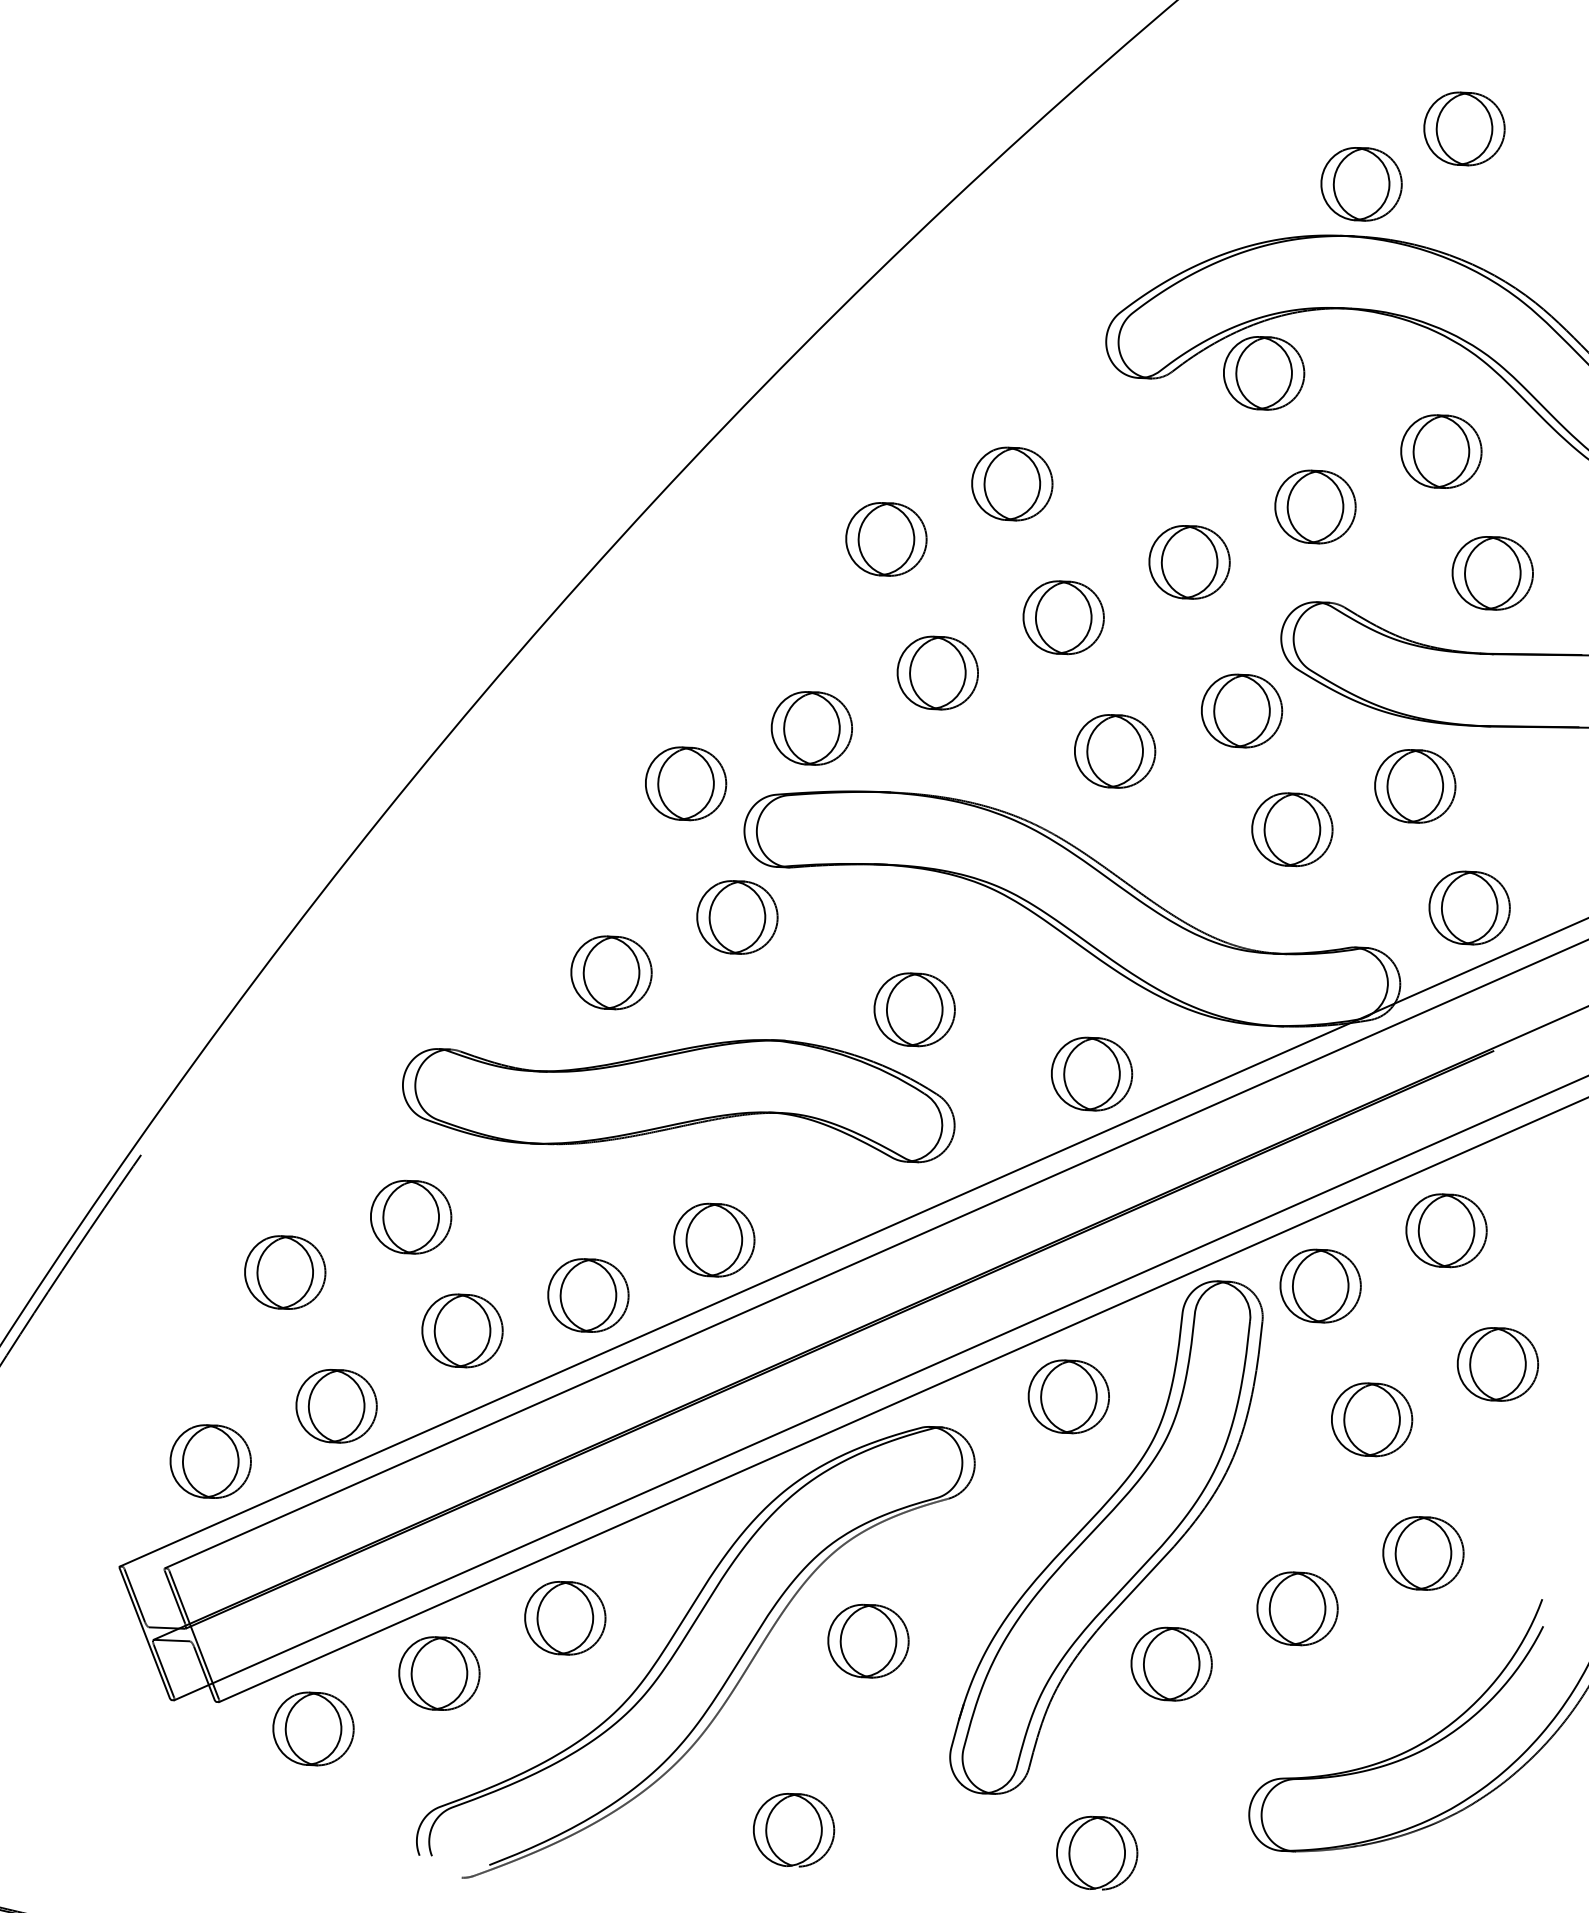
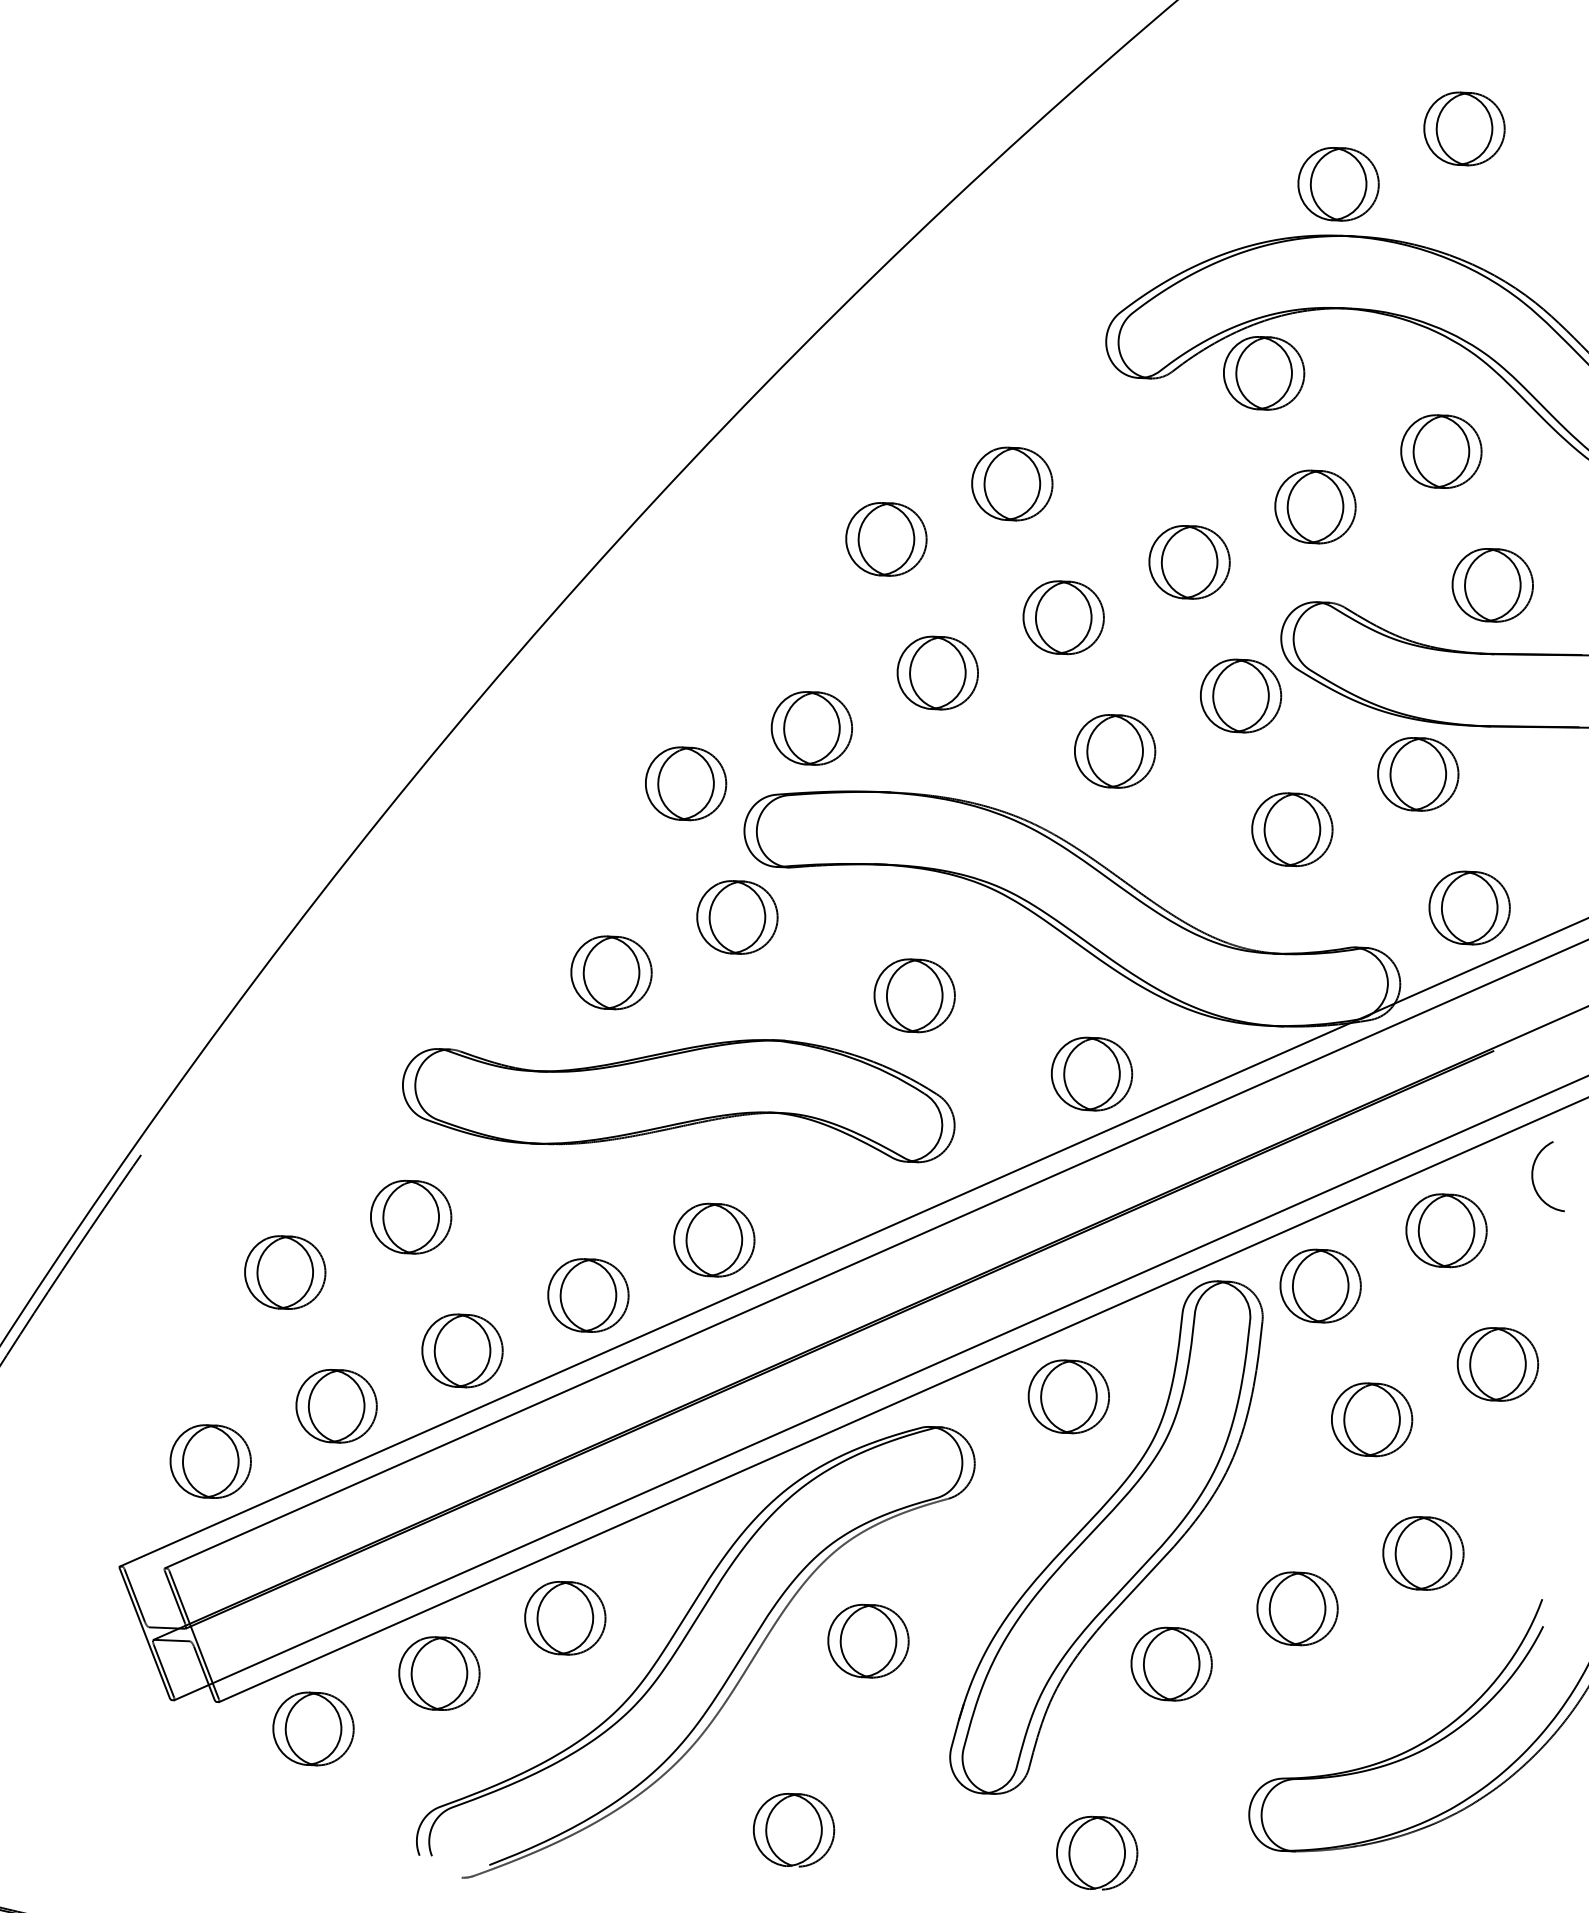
part position: (1361, 184) -> (1338, 184) (1338, 184)
part position: (1492, 573) -> (1492, 585) (1492, 585)
part position: (1242, 710) -> (1241, 695) (1241, 695)
part position: (1415, 786) -> (1418, 774) (1418, 774)
part position: (914, 1009) -> (914, 995) (914, 995)
arc: none -> present (1533, 1176)
part position: (462, 1330) -> (462, 1350) (462, 1350)
